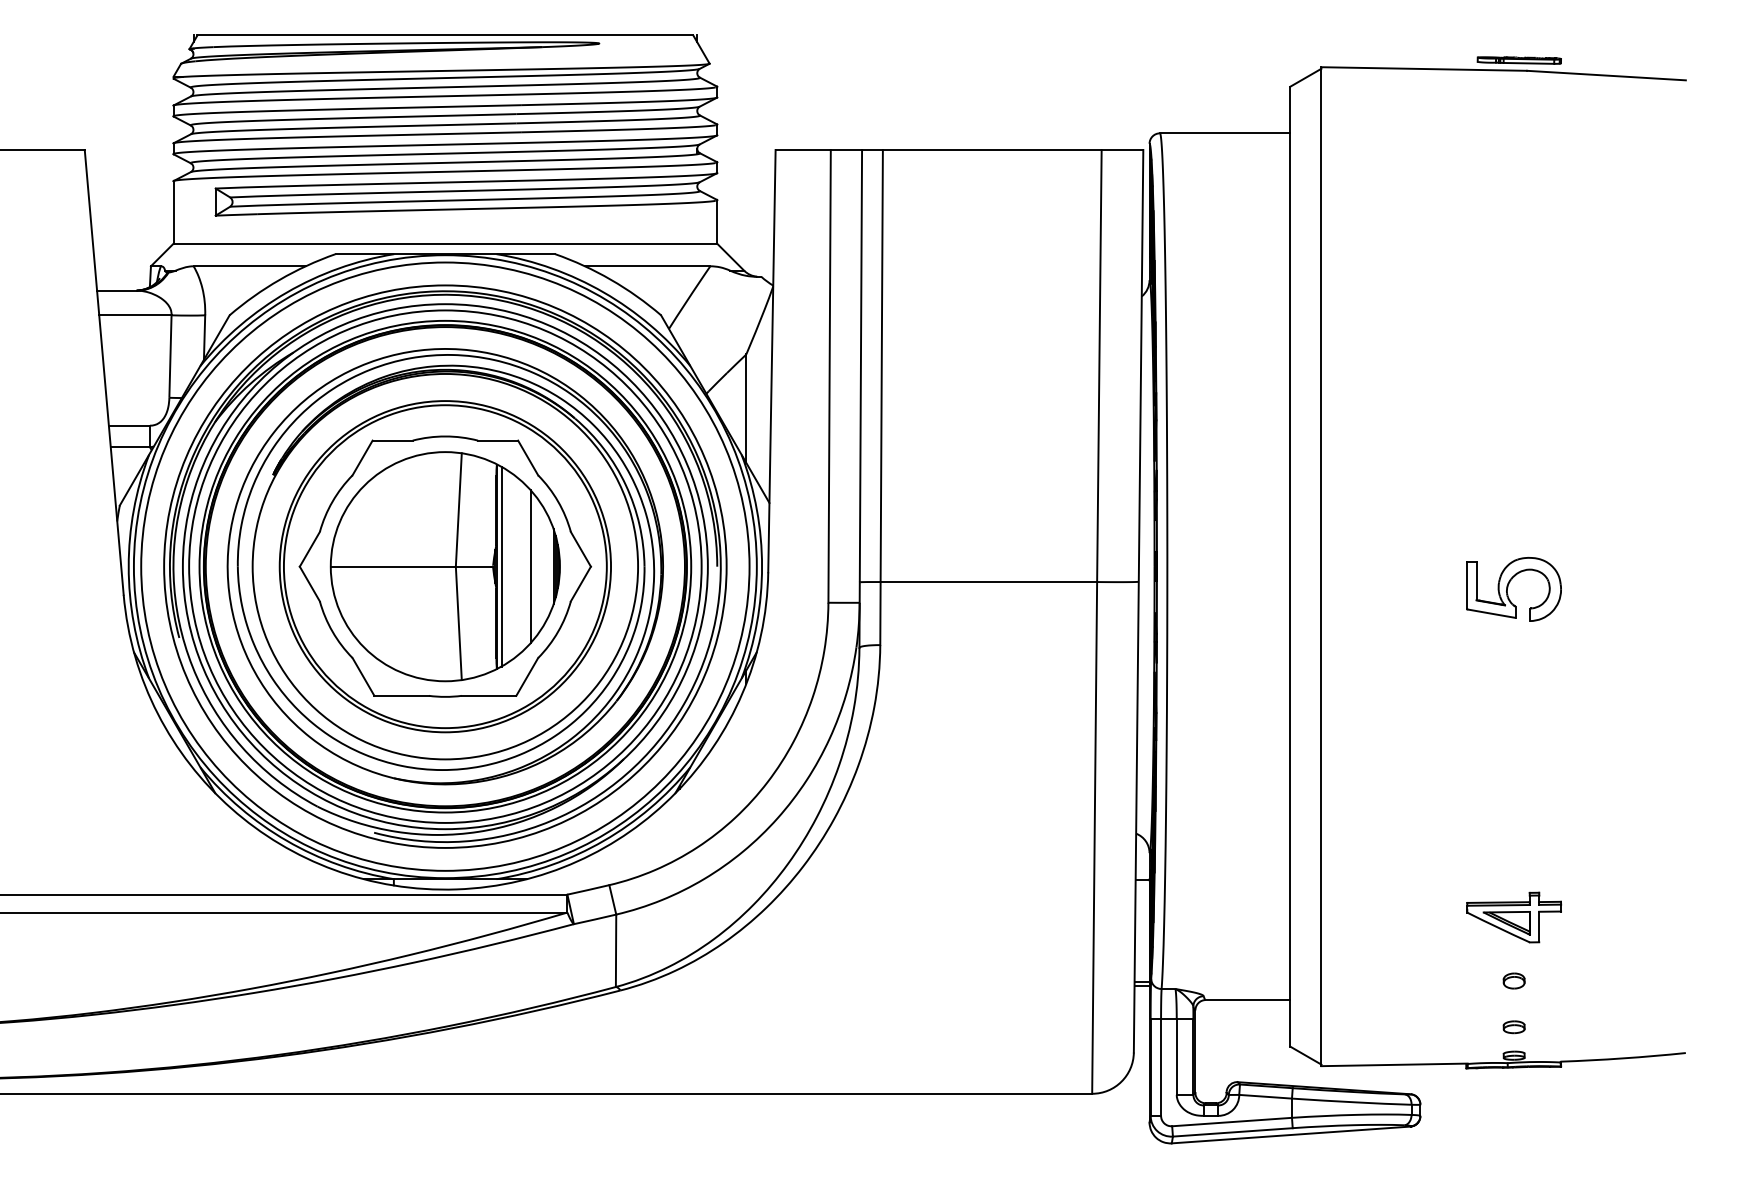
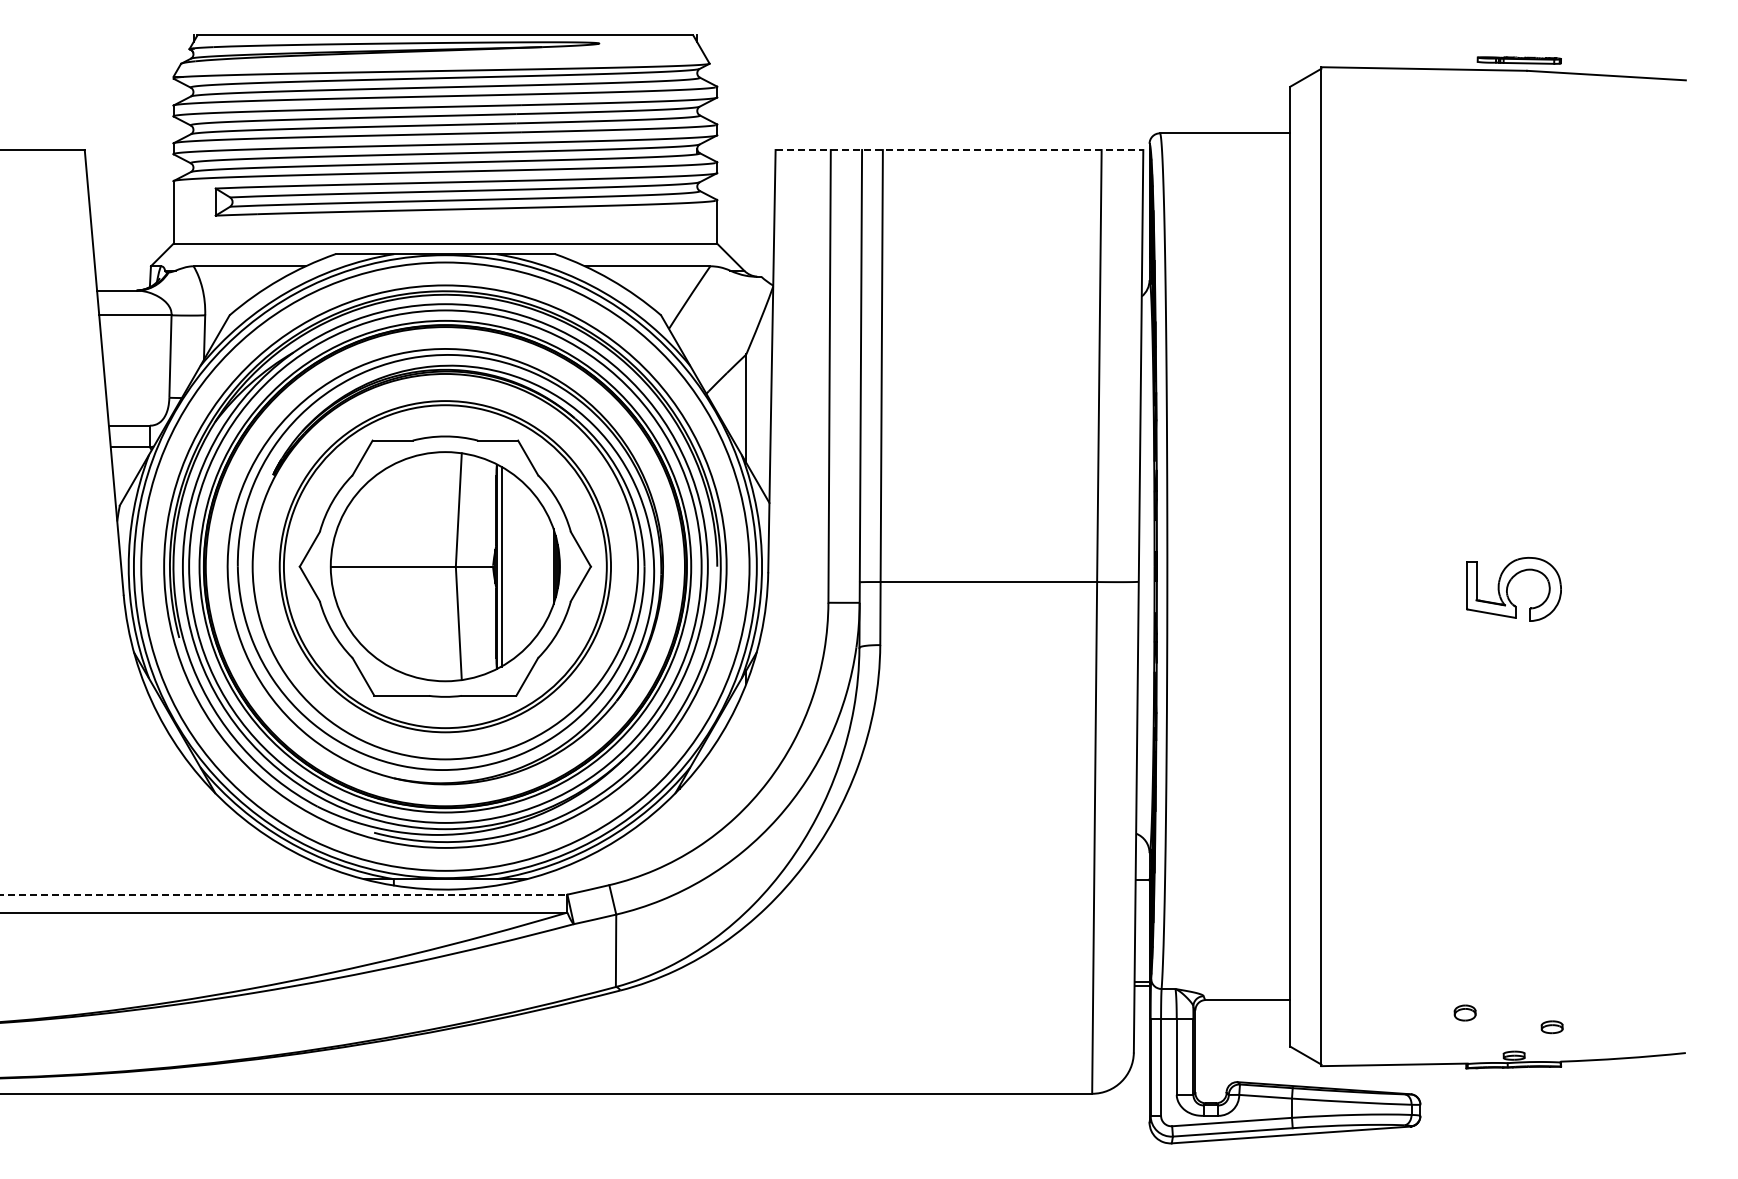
line: solid -> dashed (959, 150)
line: present -> none (530, 566)
line: solid -> dashed (284, 894)
part: present -> none (1514, 917)
part position: (1513, 980) -> (1464, 1012) (1464, 1012)
part position: (1513, 1027) -> (1551, 1027) (1551, 1027)
